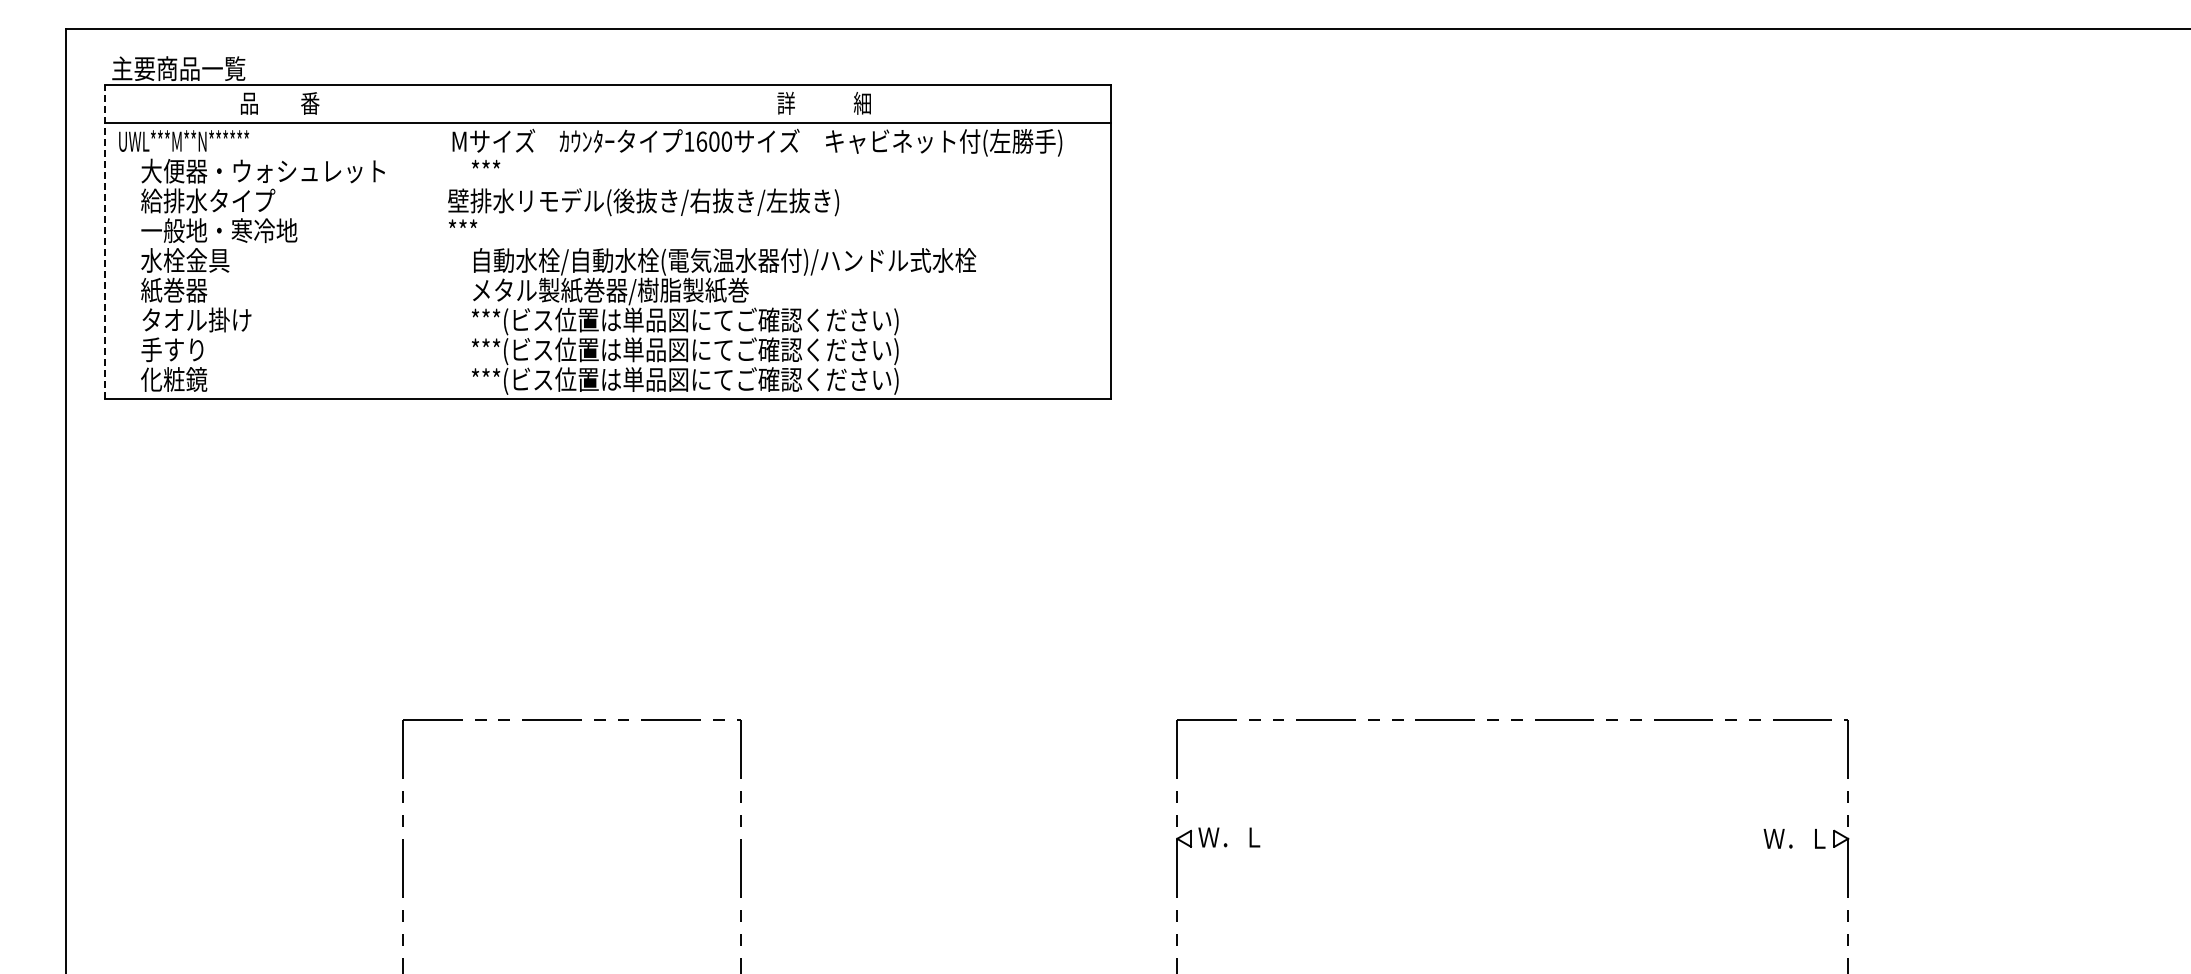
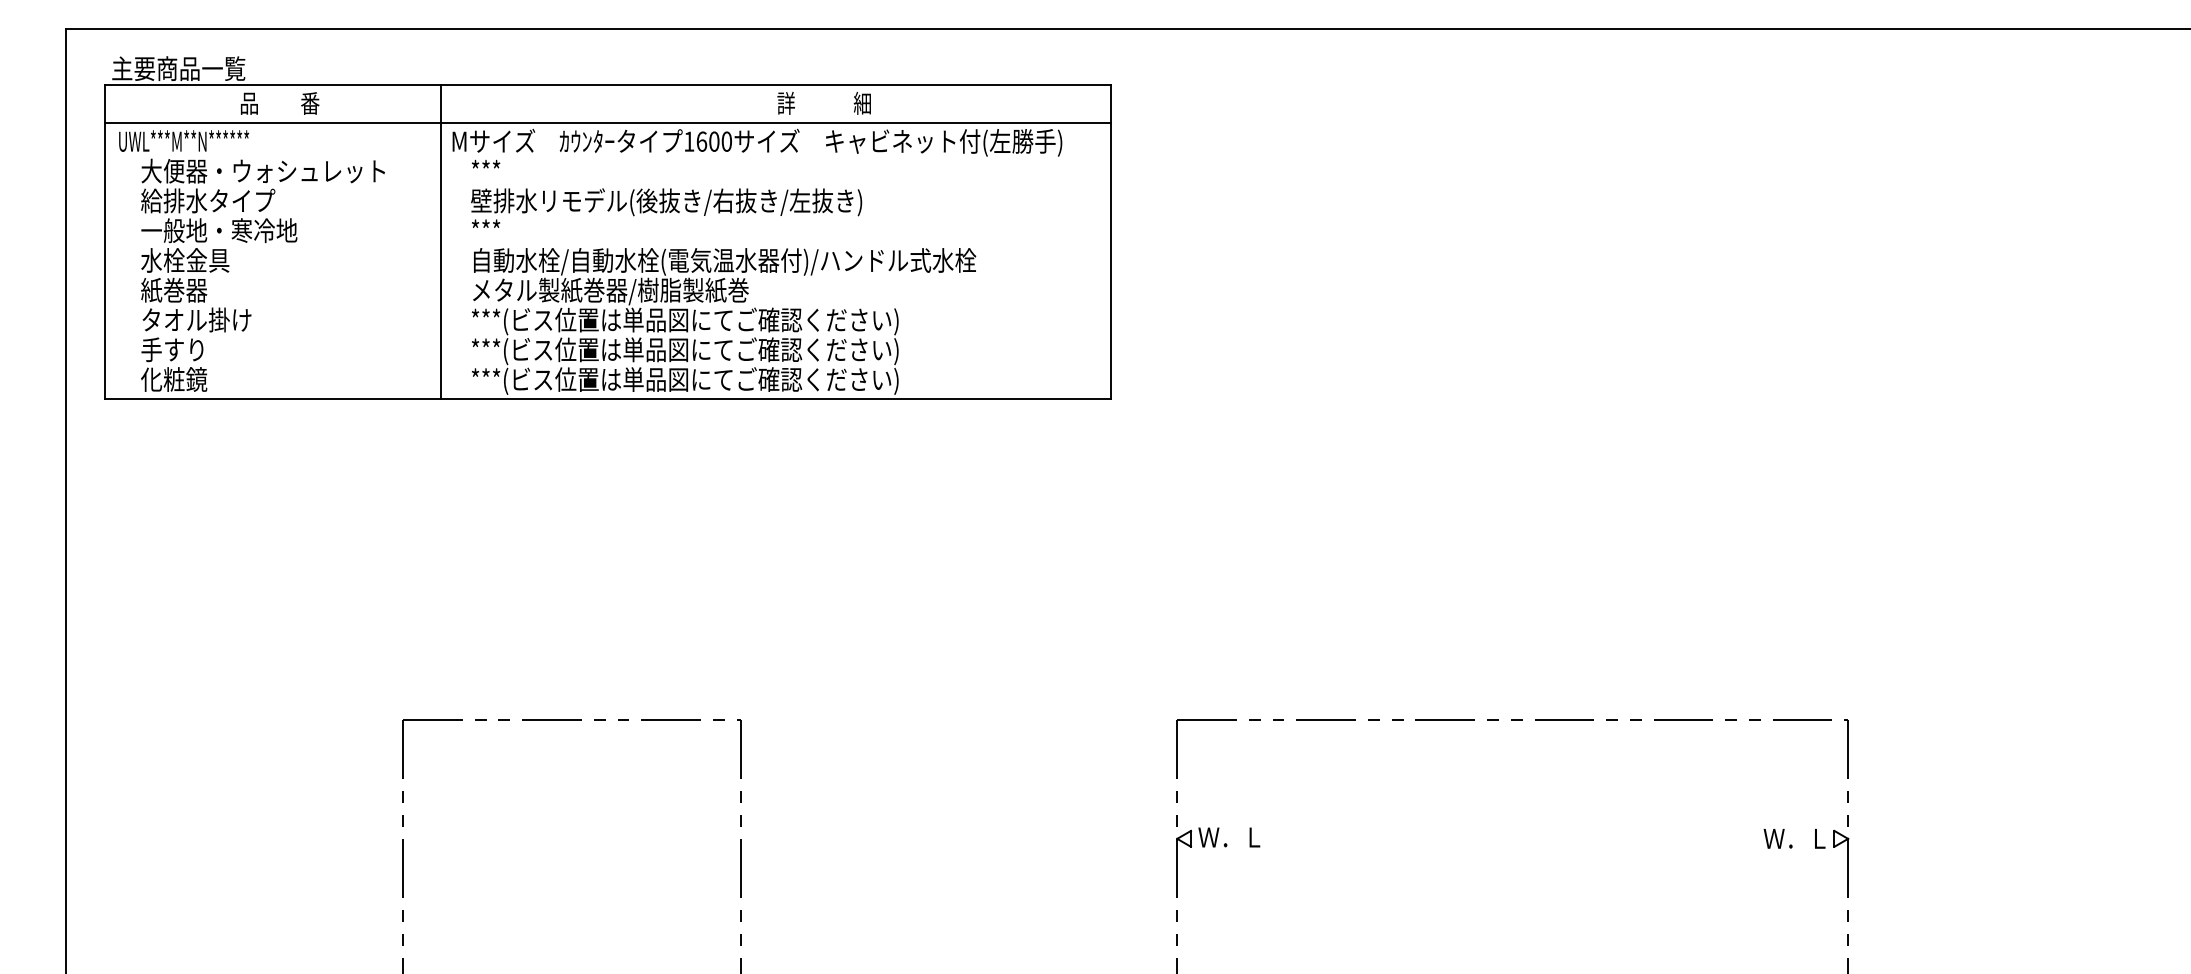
text position: (643, 207) -> (666, 207) (666, 207)
line: dashed -> solid (105, 241)
line: none -> present (440, 241)
